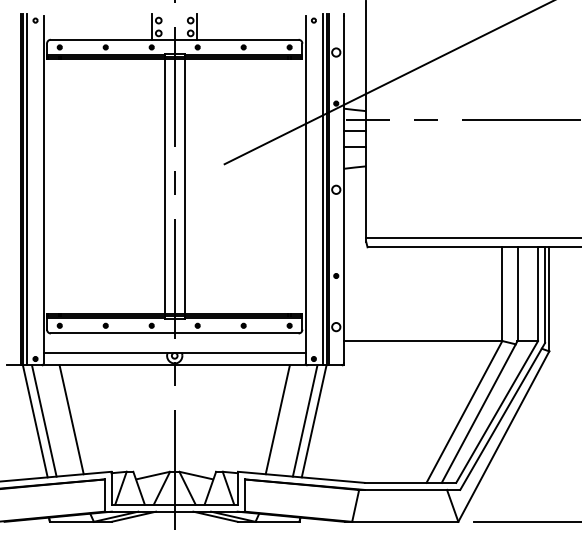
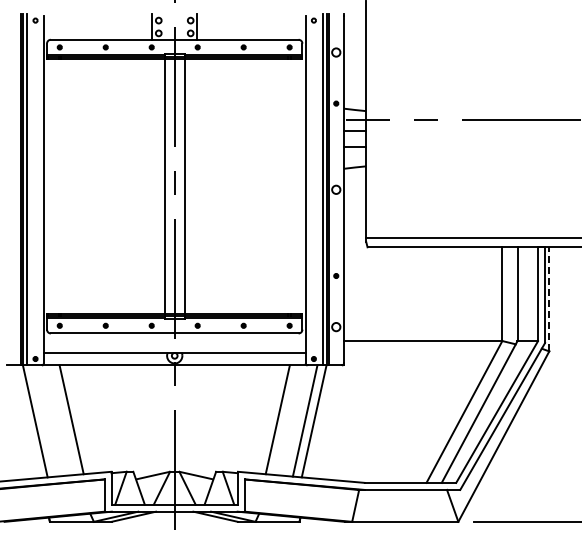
line: present -> none (387, 83)
line: solid -> dashed (549, 298)
line: present -> none (44, 420)
